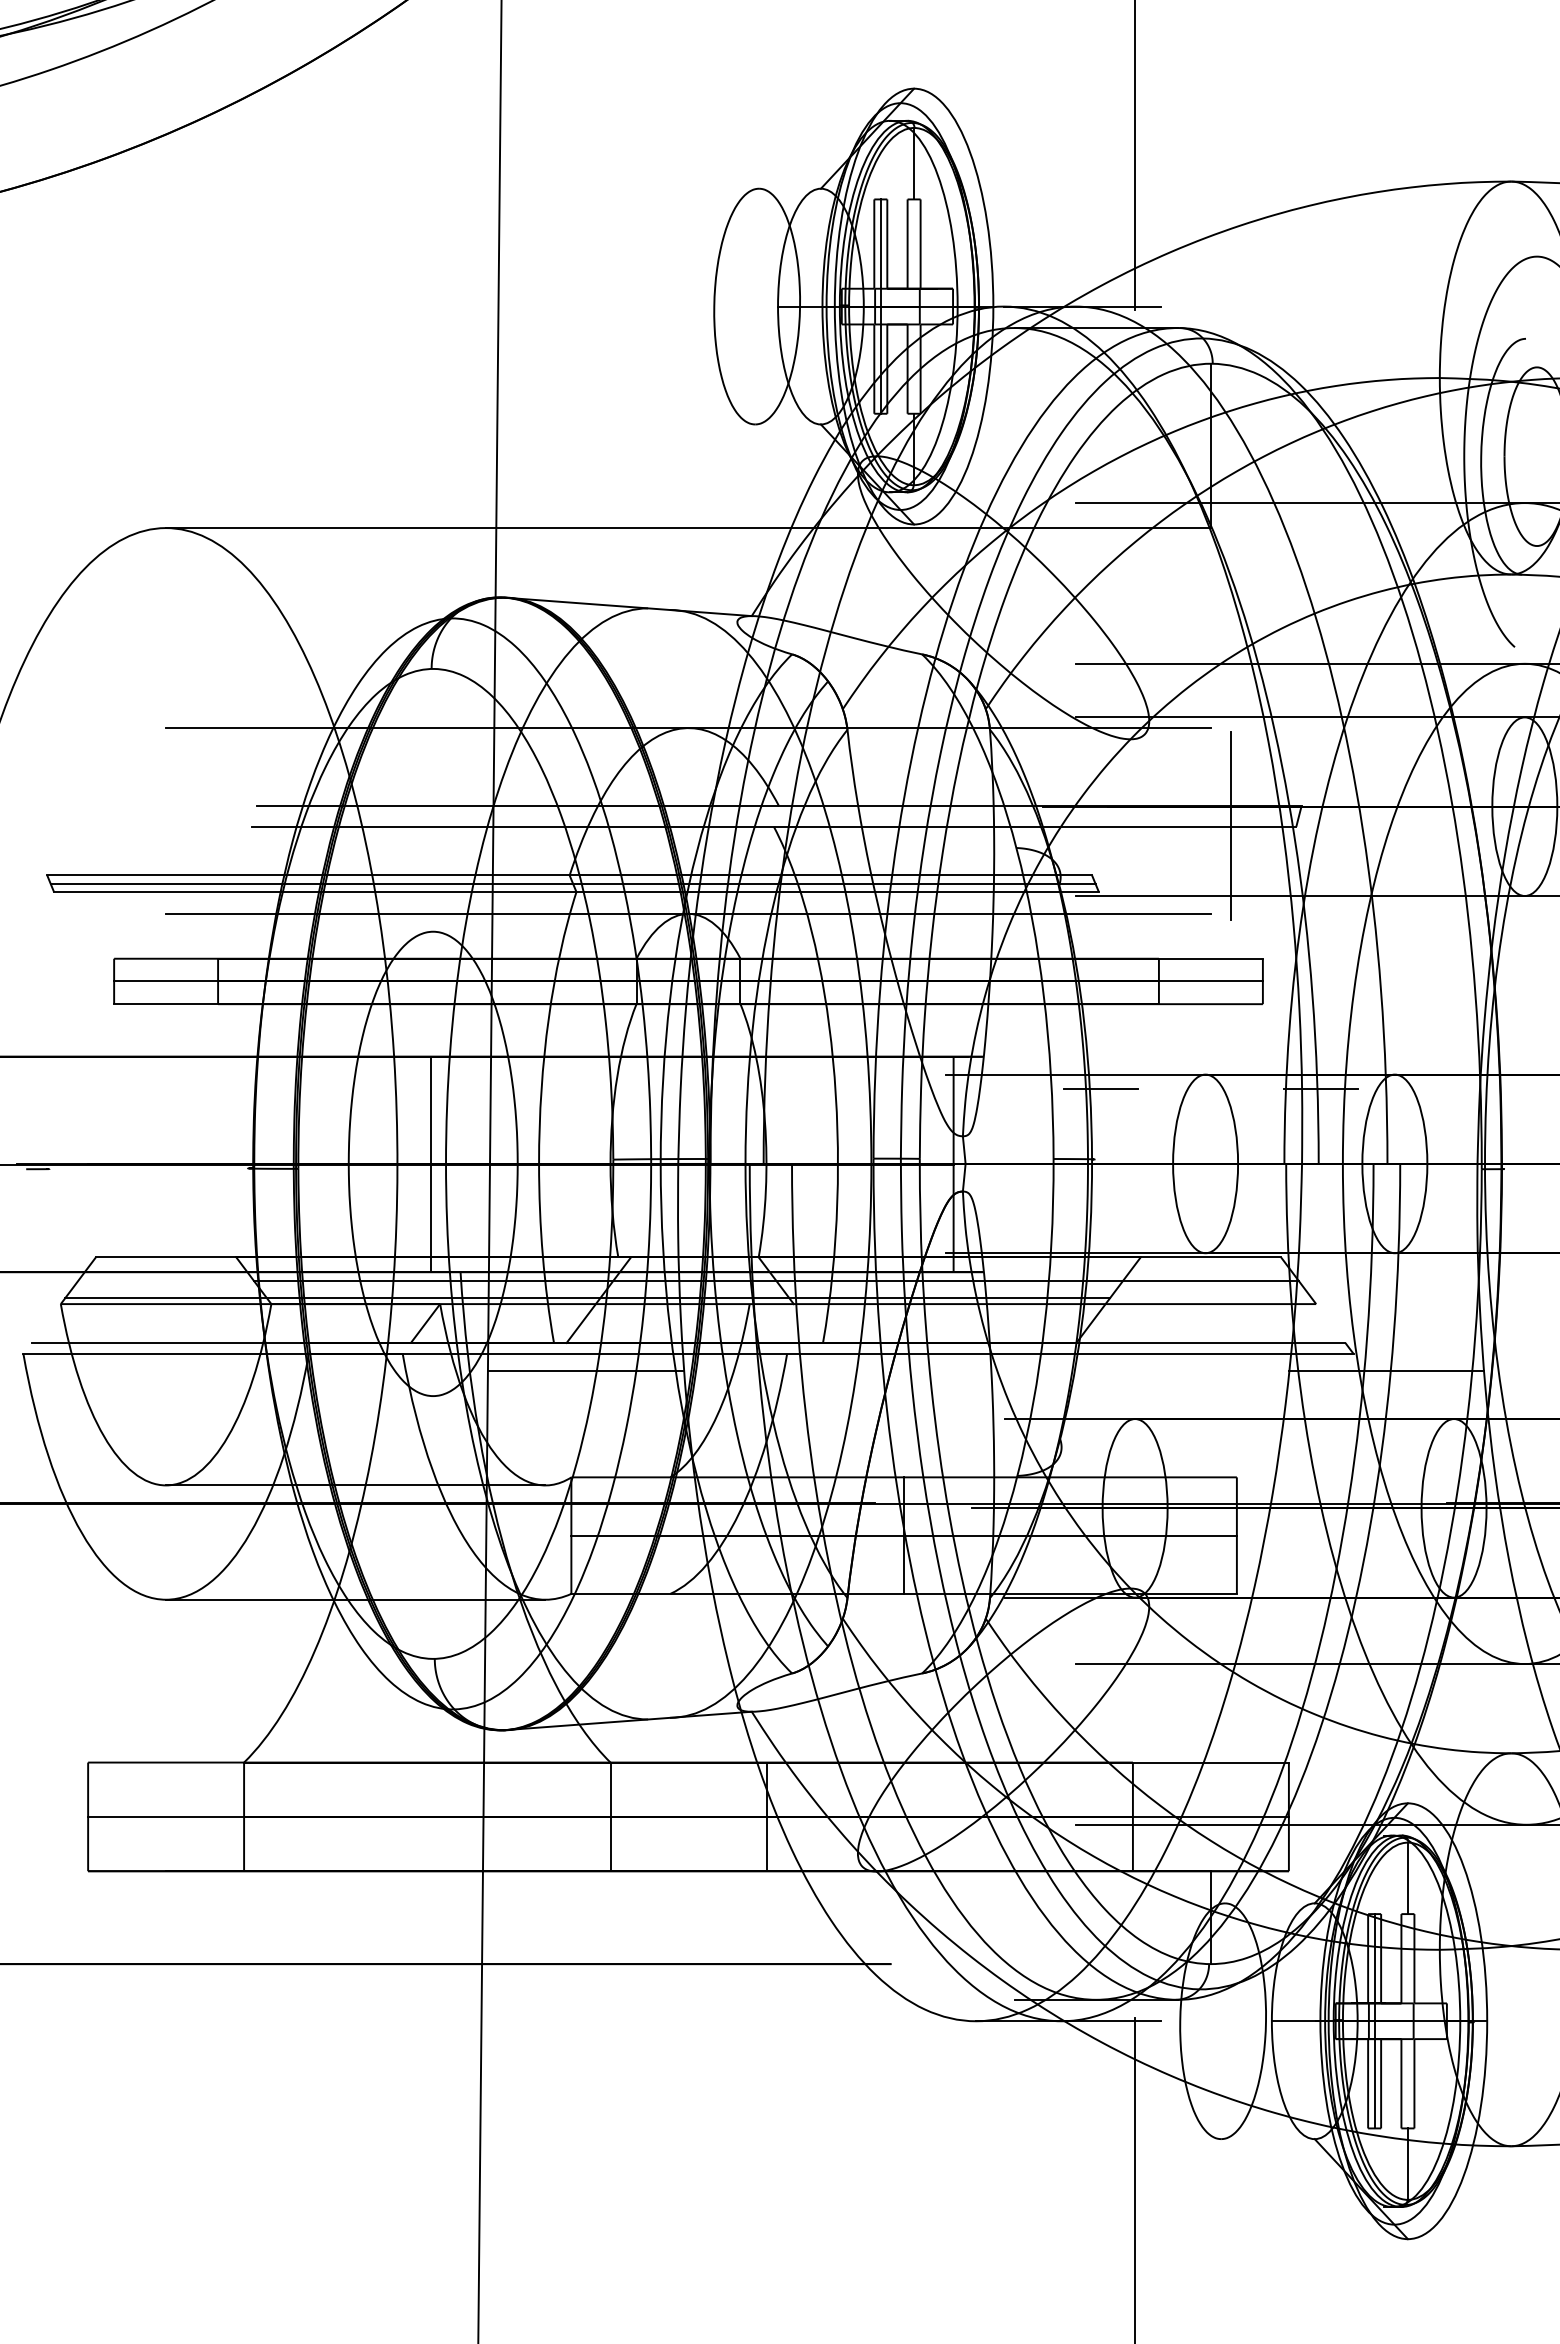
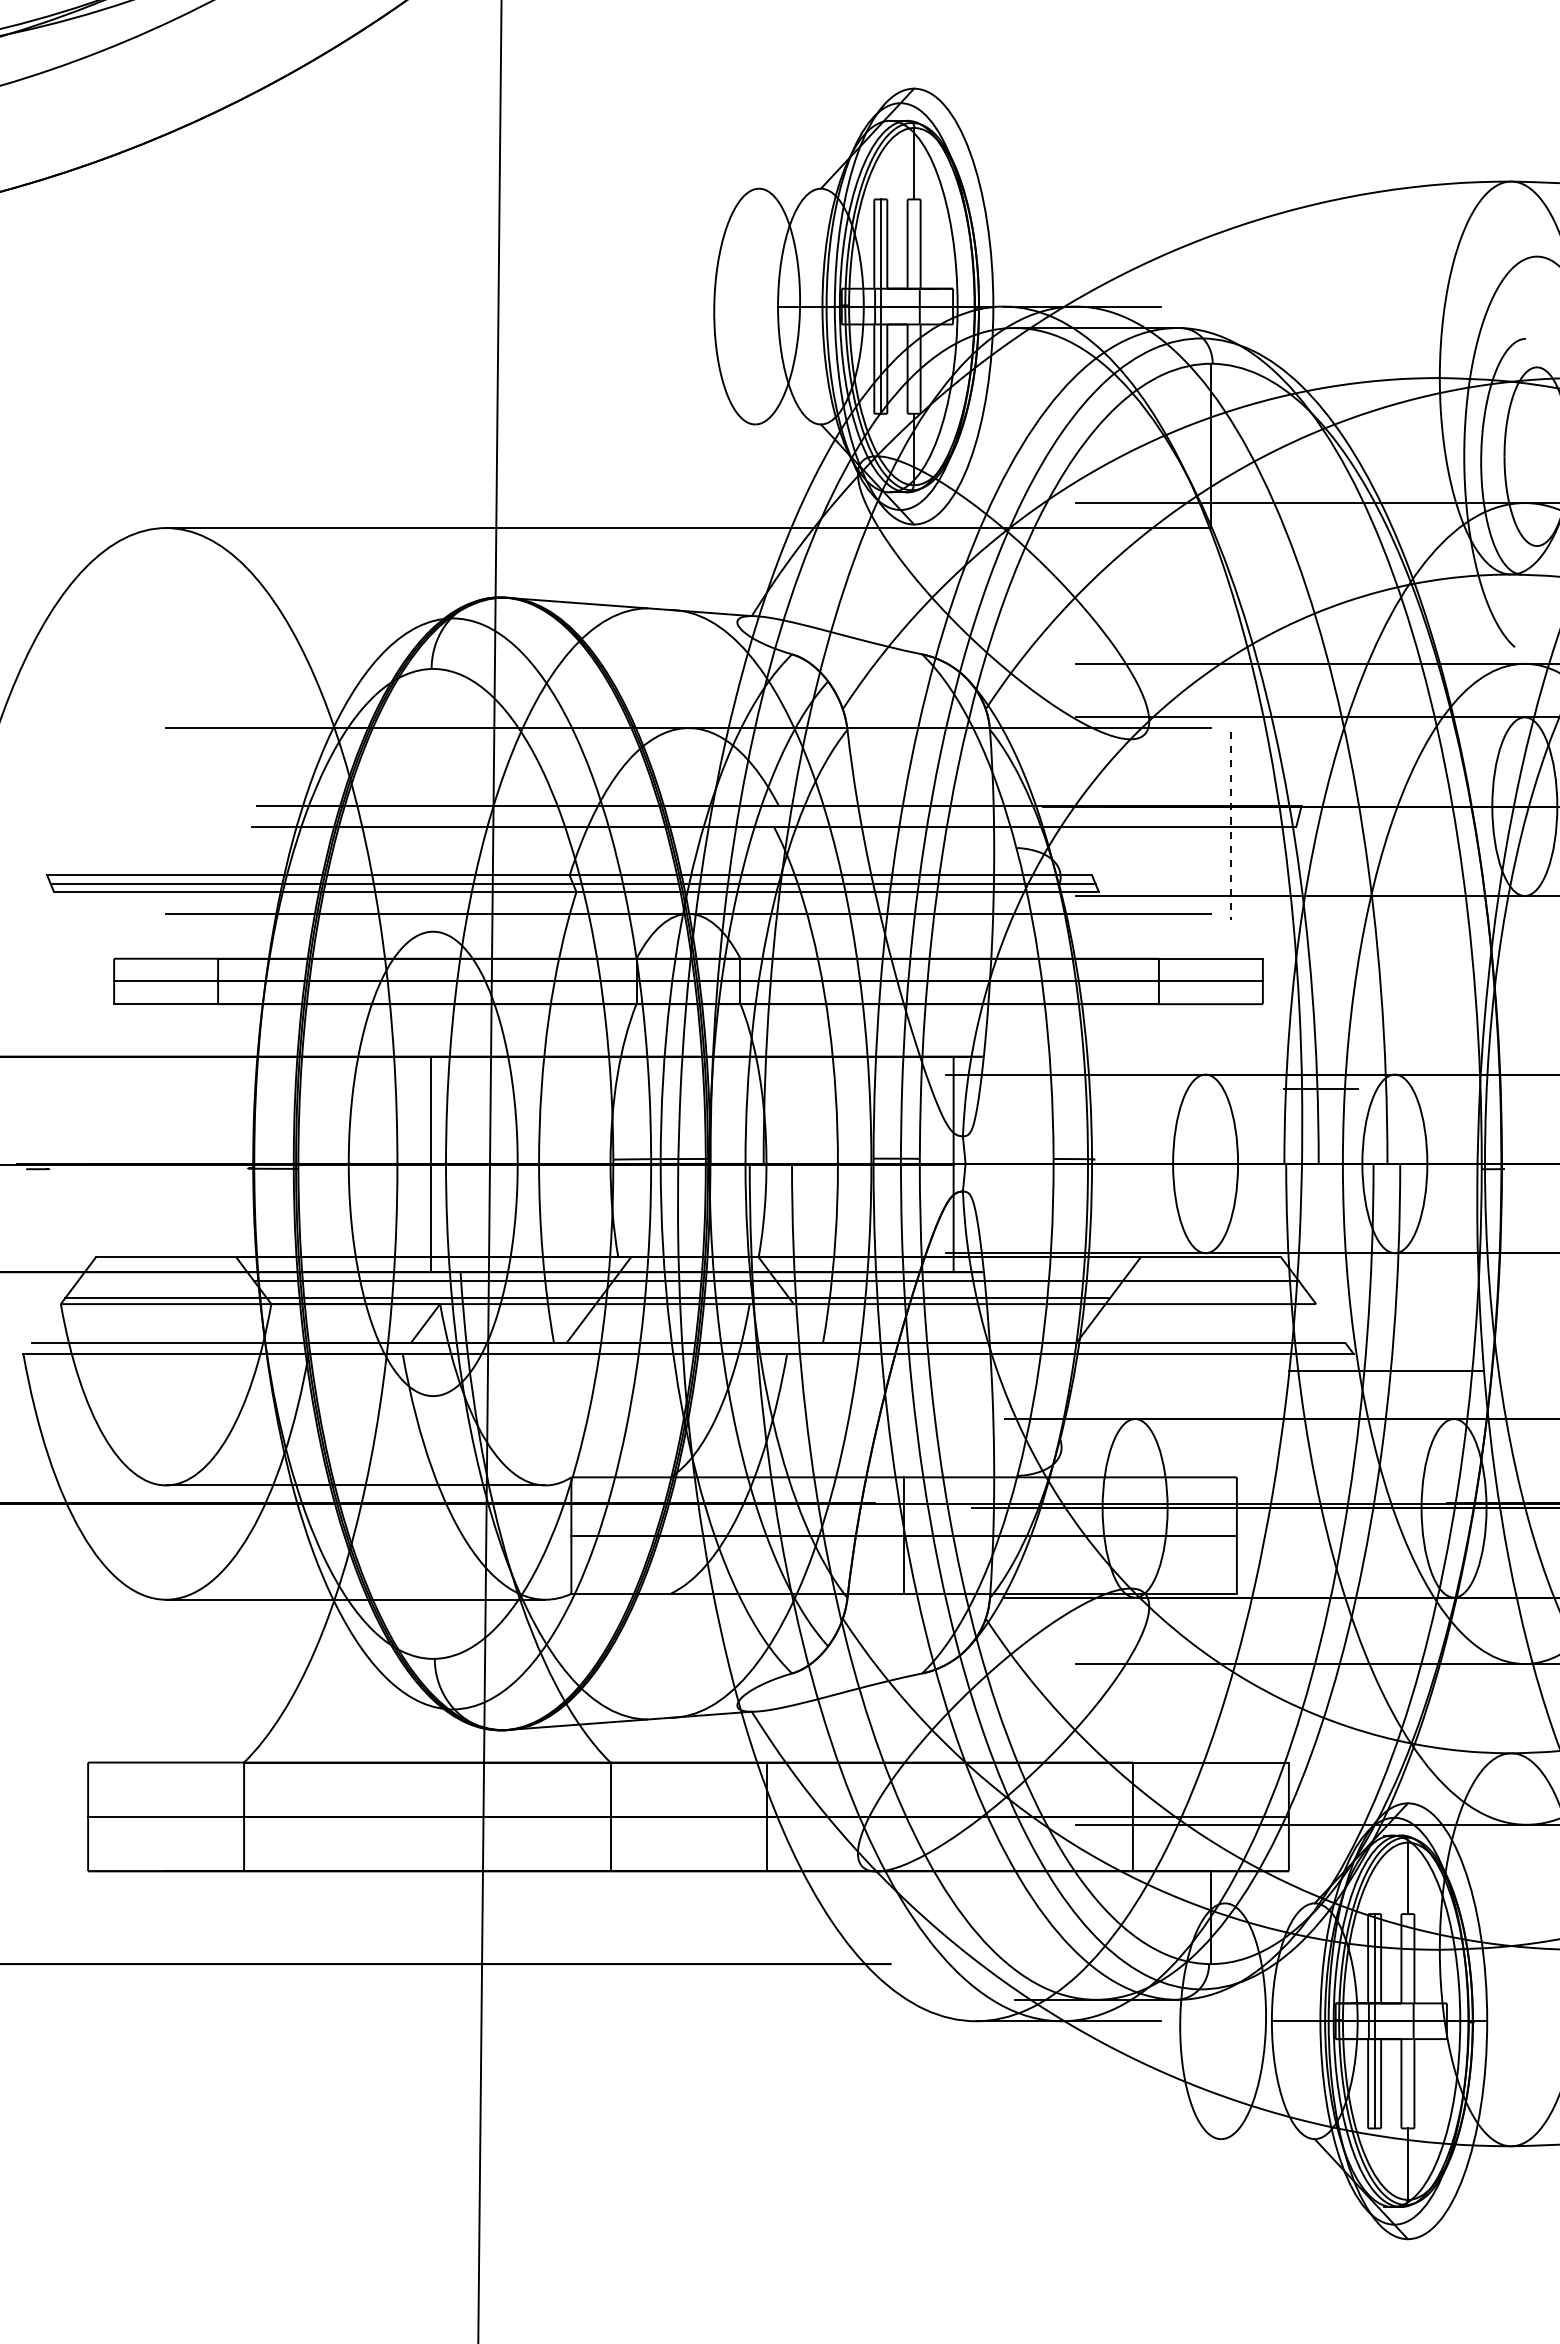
line: present -> none (1135, 155)
line: solid -> dashed (1231, 826)
line: present -> none (1100, 1089)
line: present -> none (585, 1371)
line: present -> none (1135, 2179)
